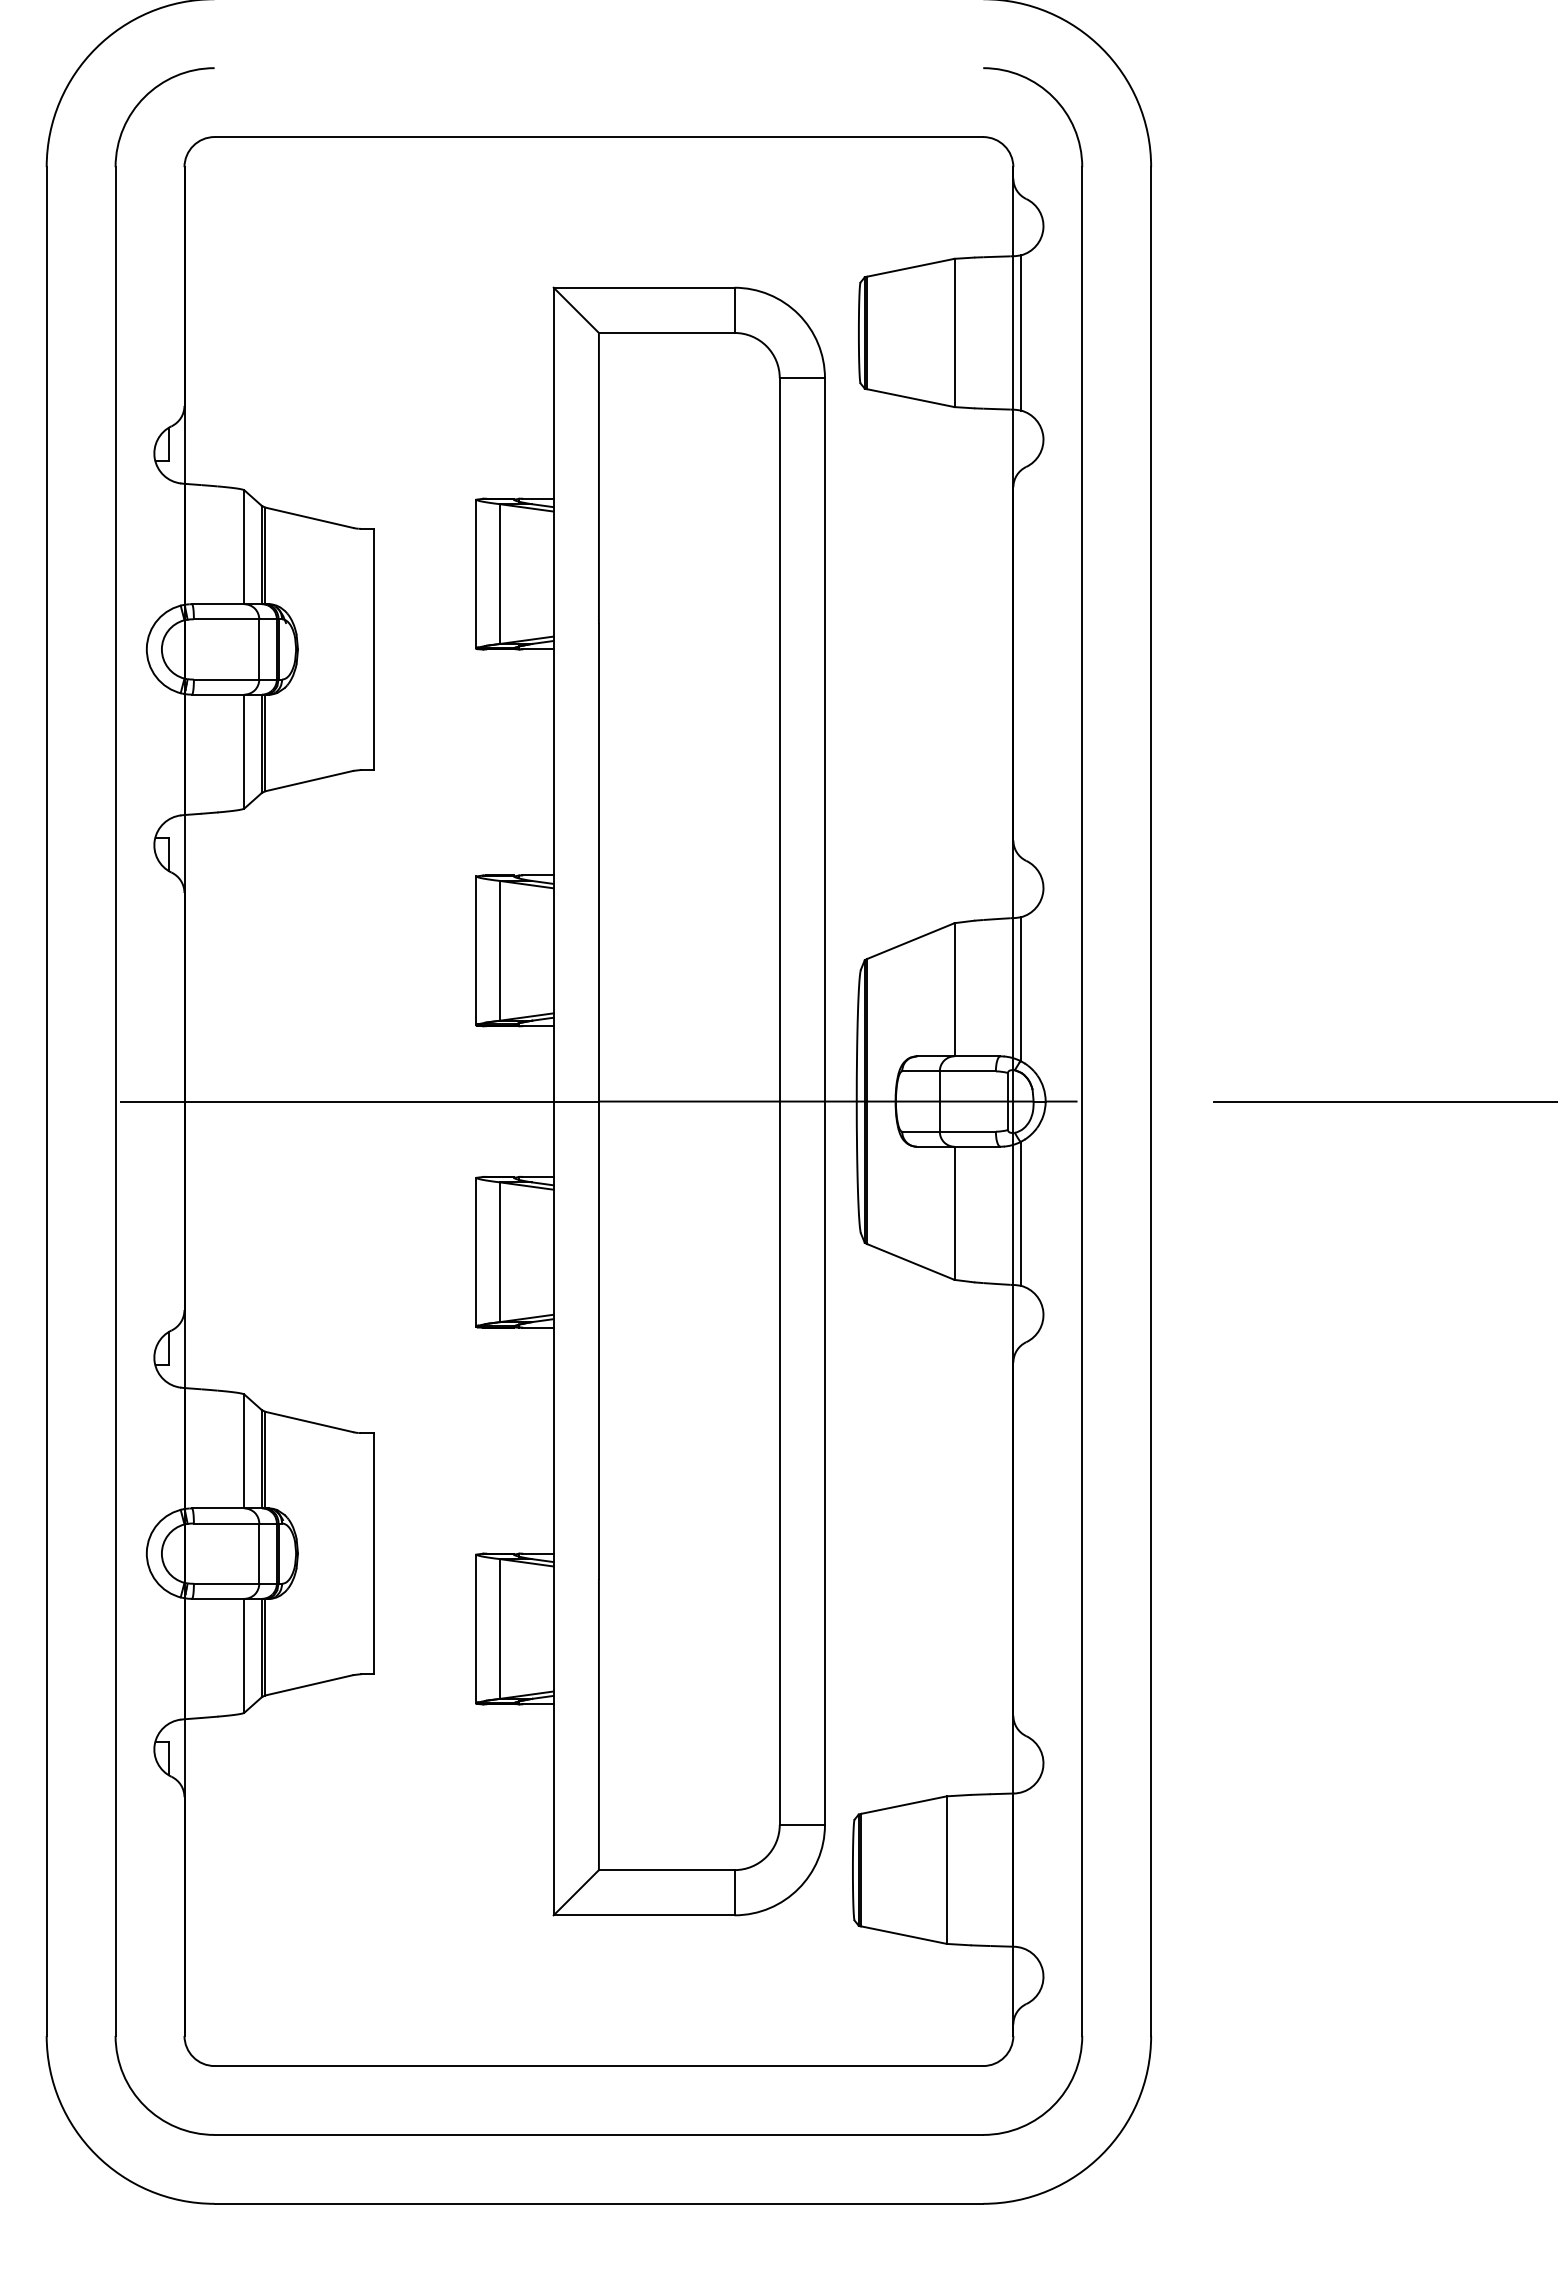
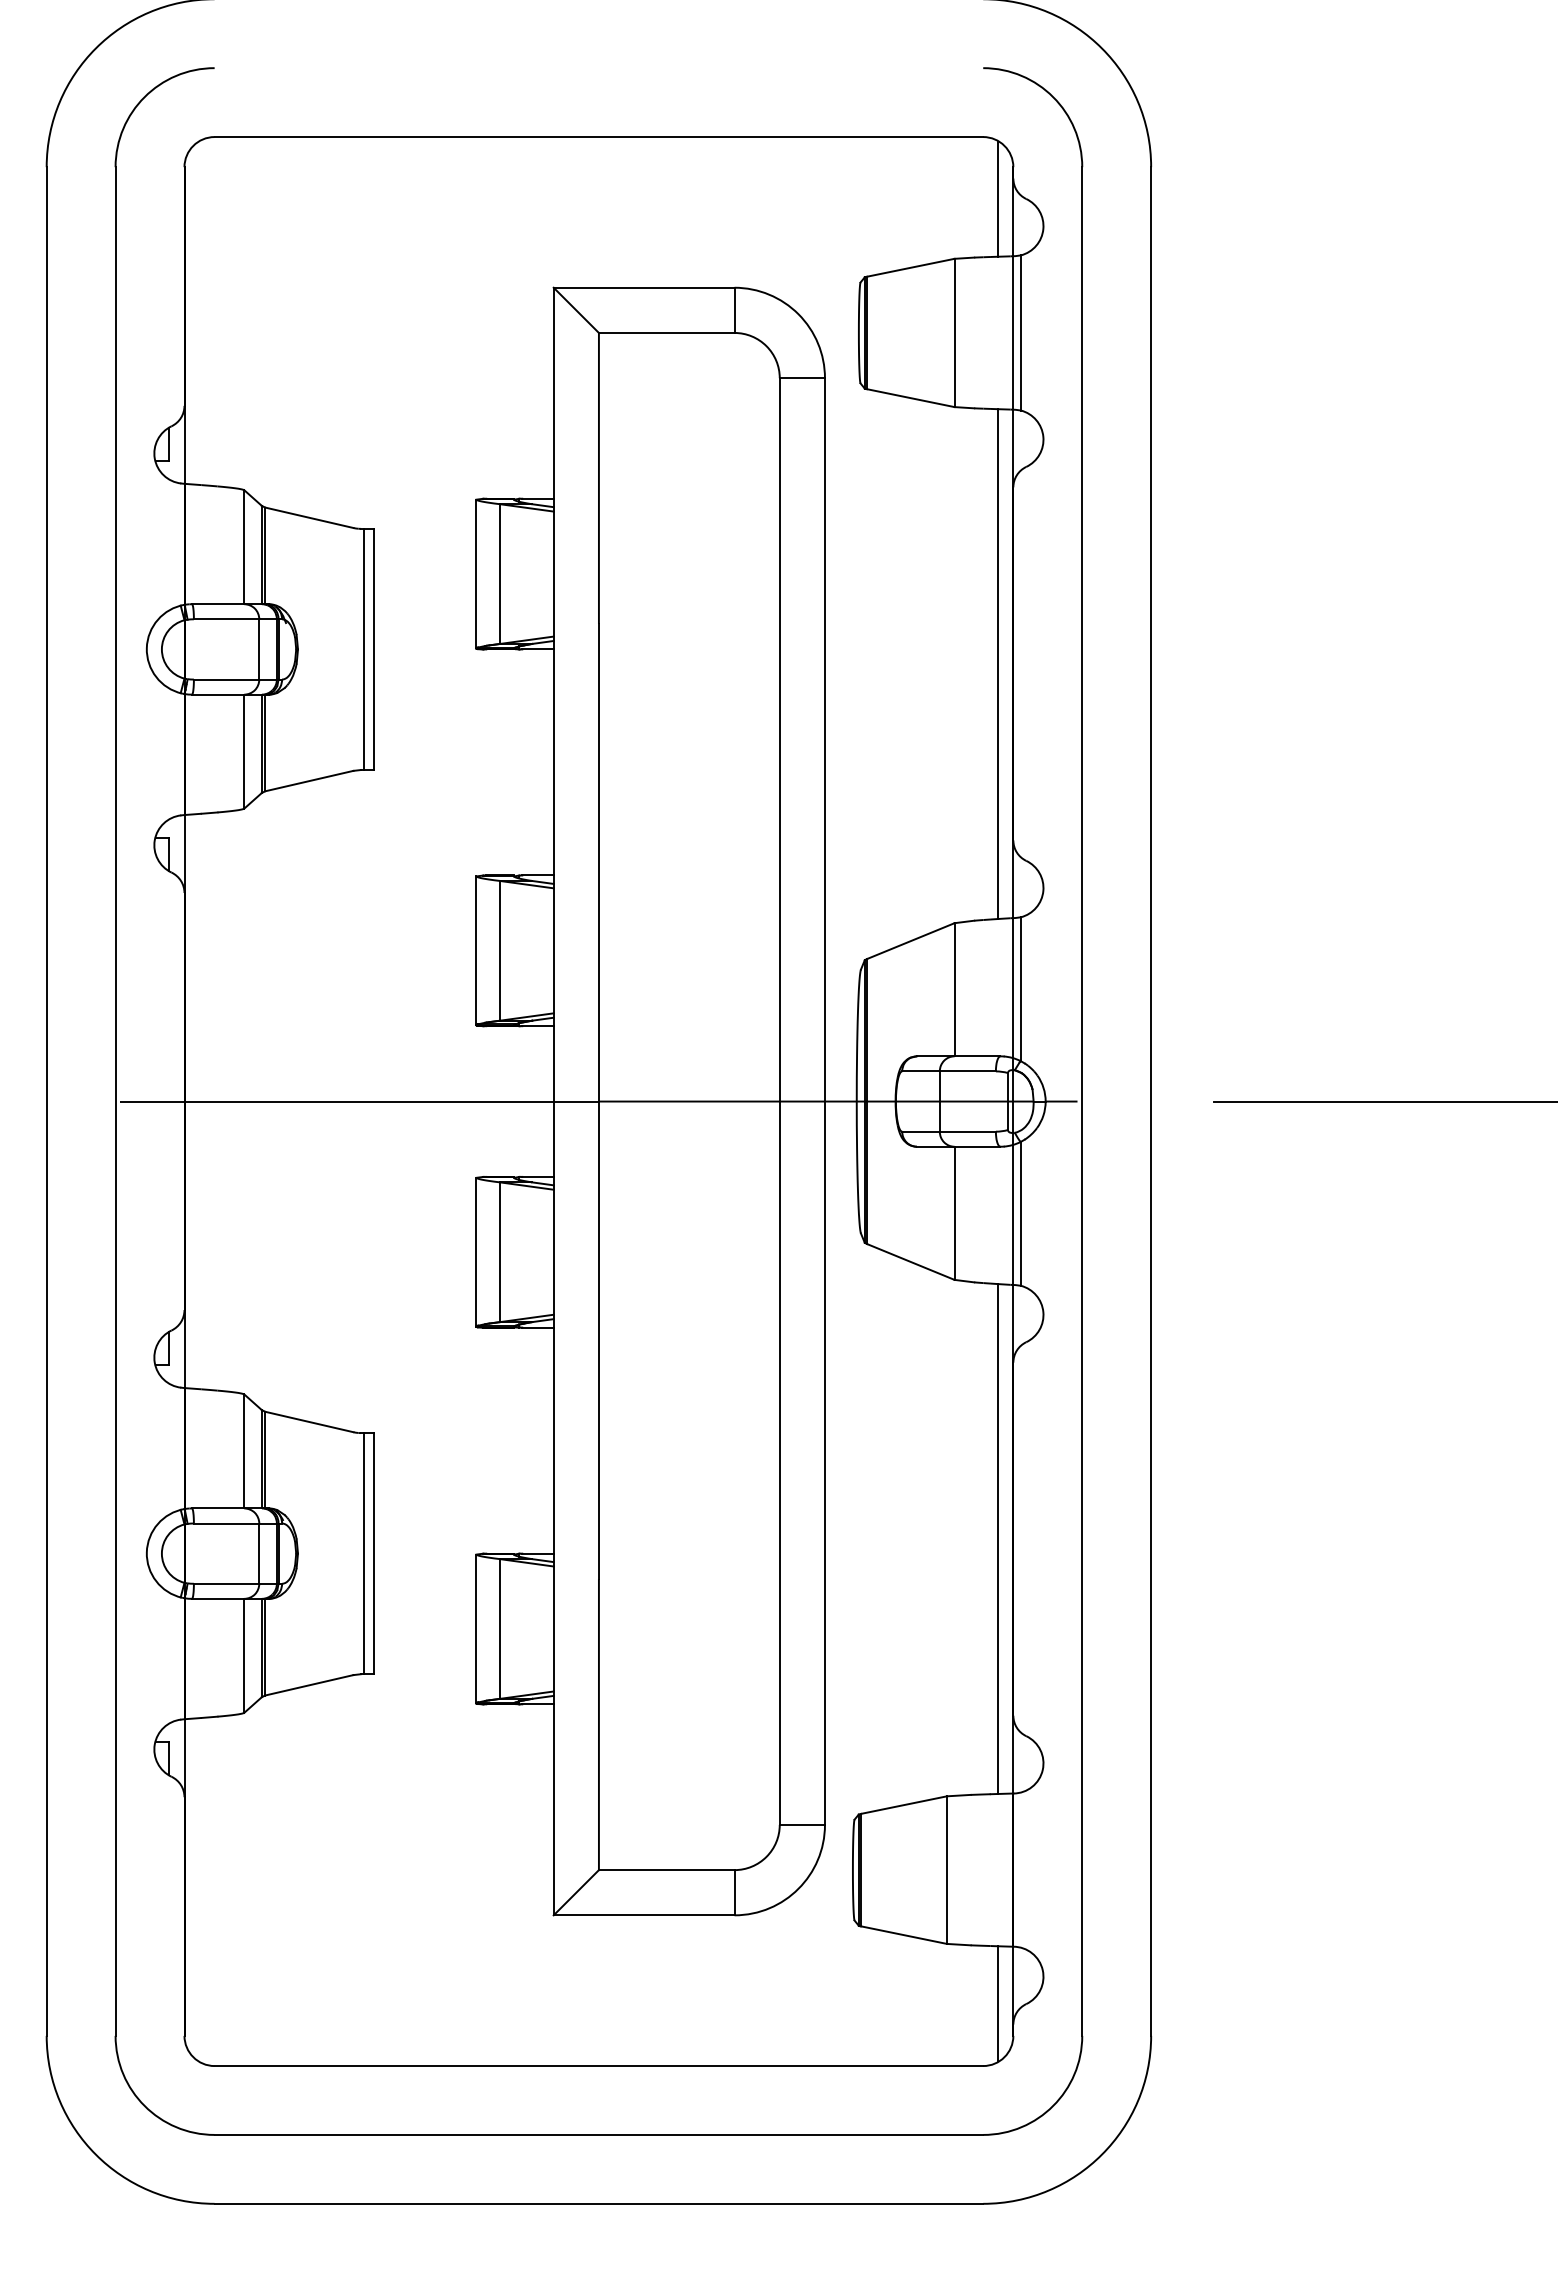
line: none -> present (998, 198)
line: none -> present (364, 649)
line: none -> present (998, 664)
line: none -> present (998, 1538)
line: none -> present (364, 1553)
line: none -> present (998, 2003)
